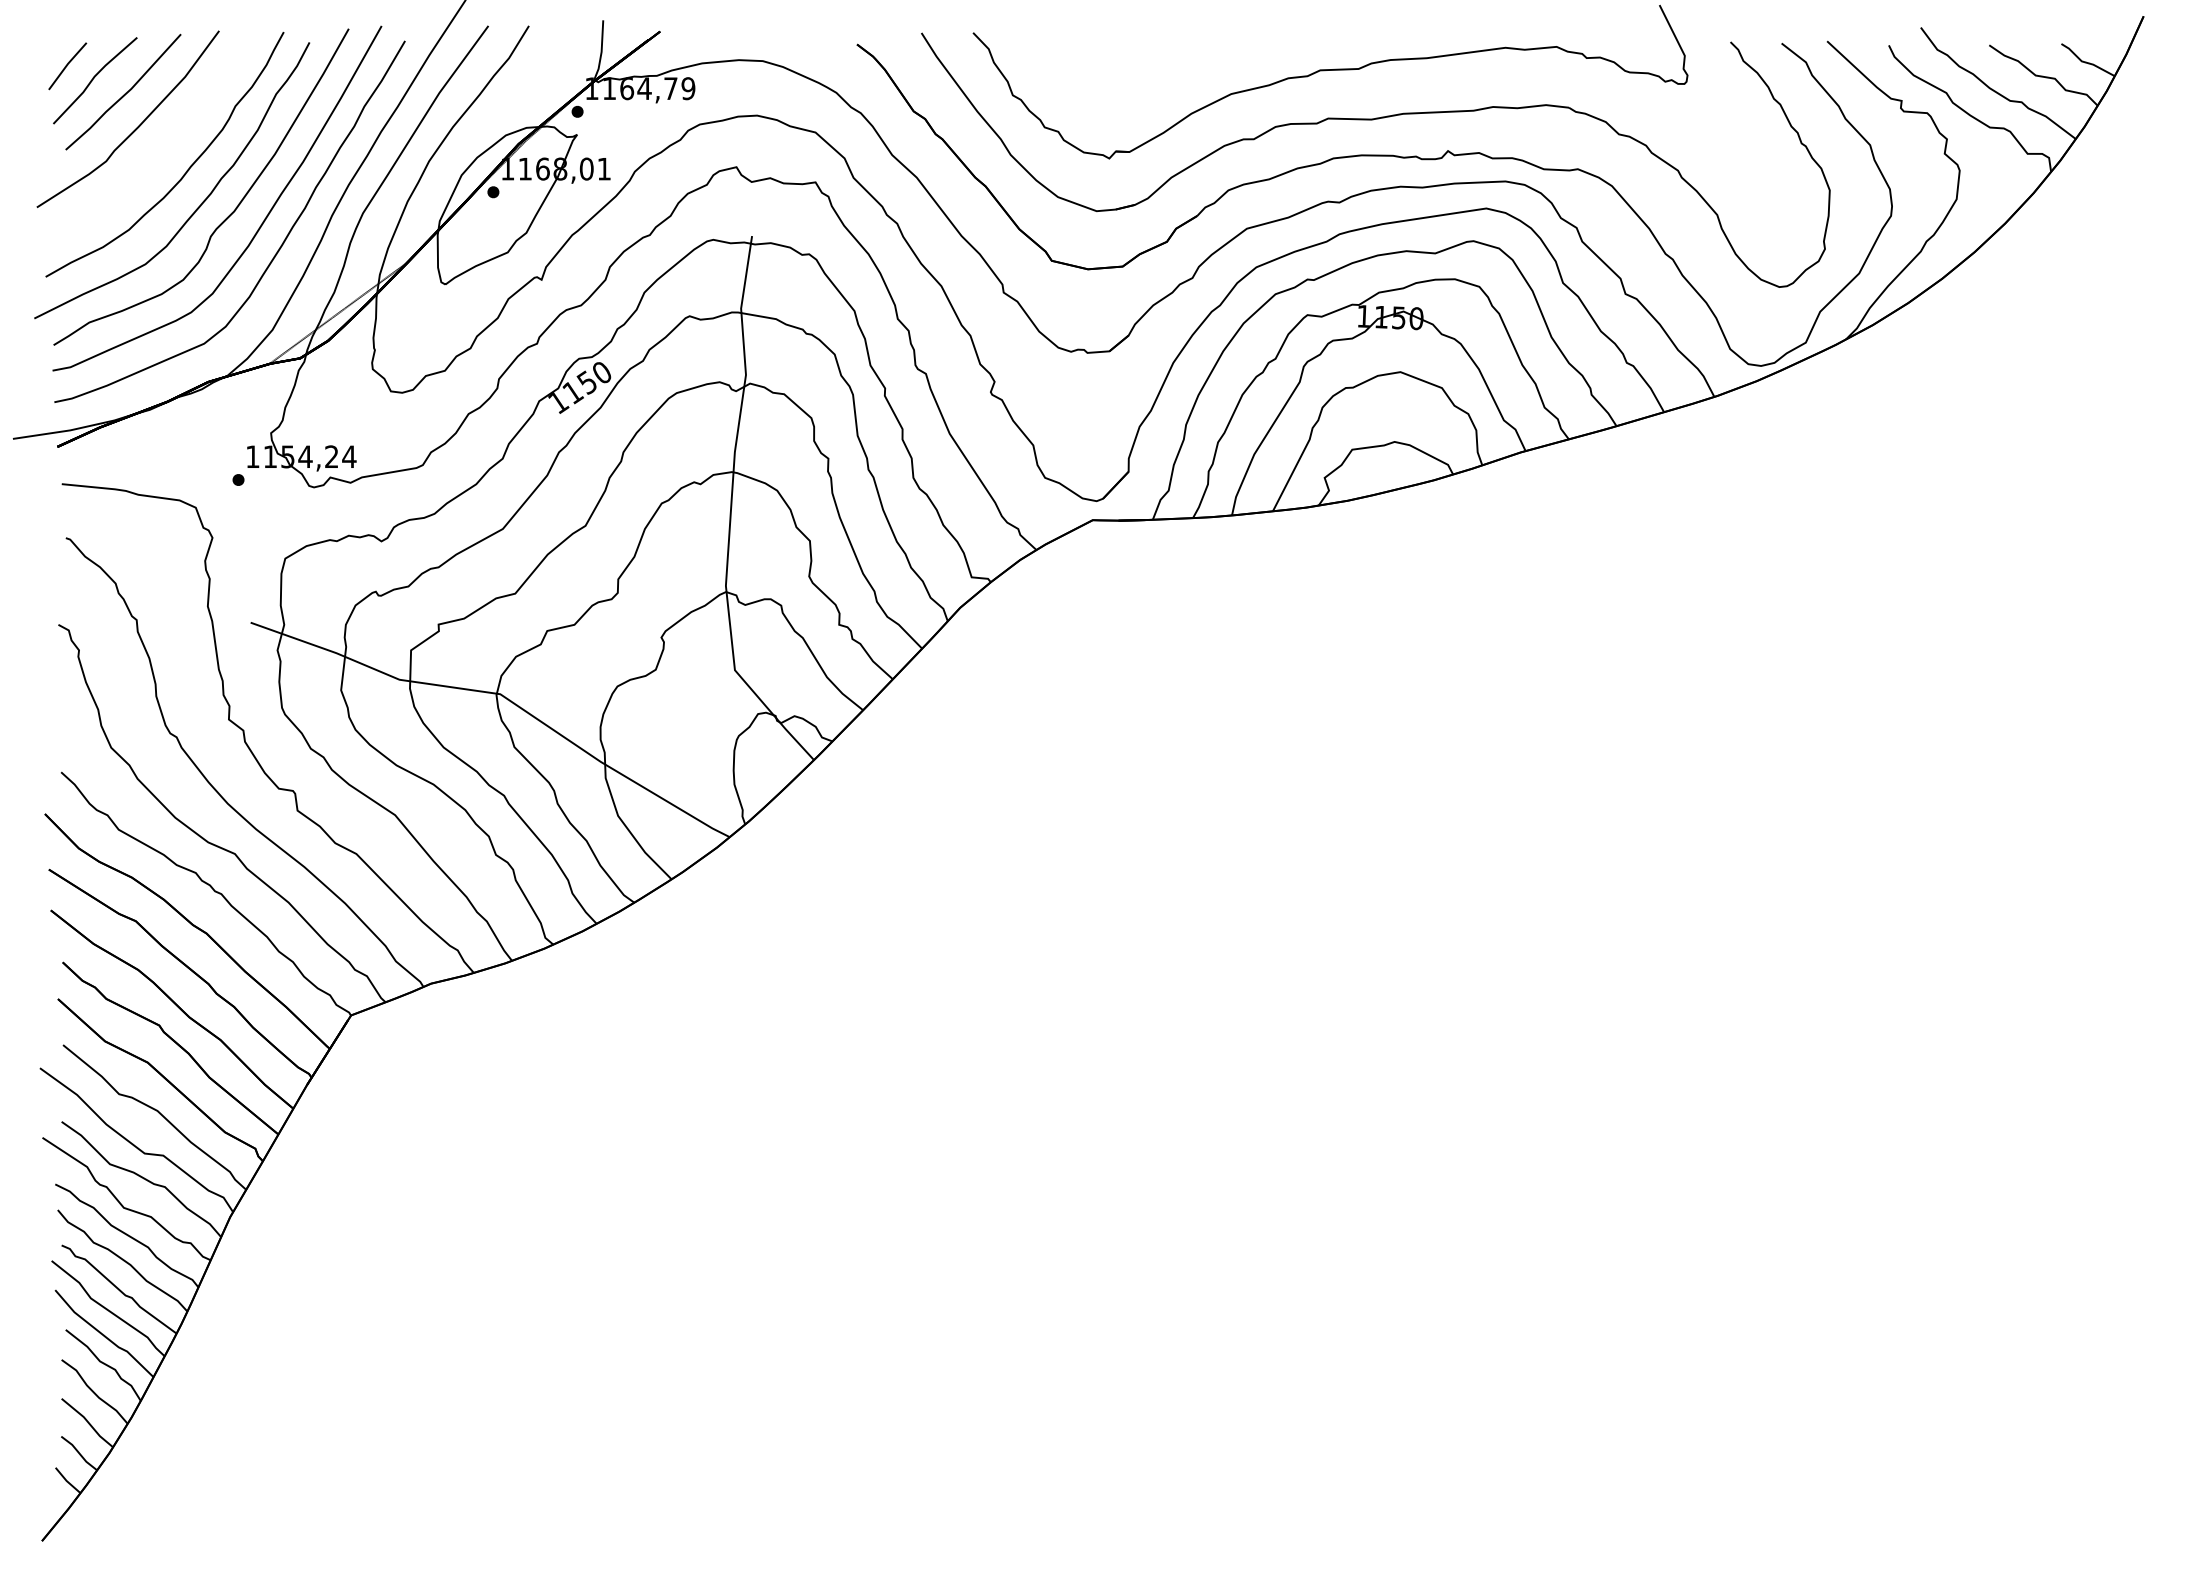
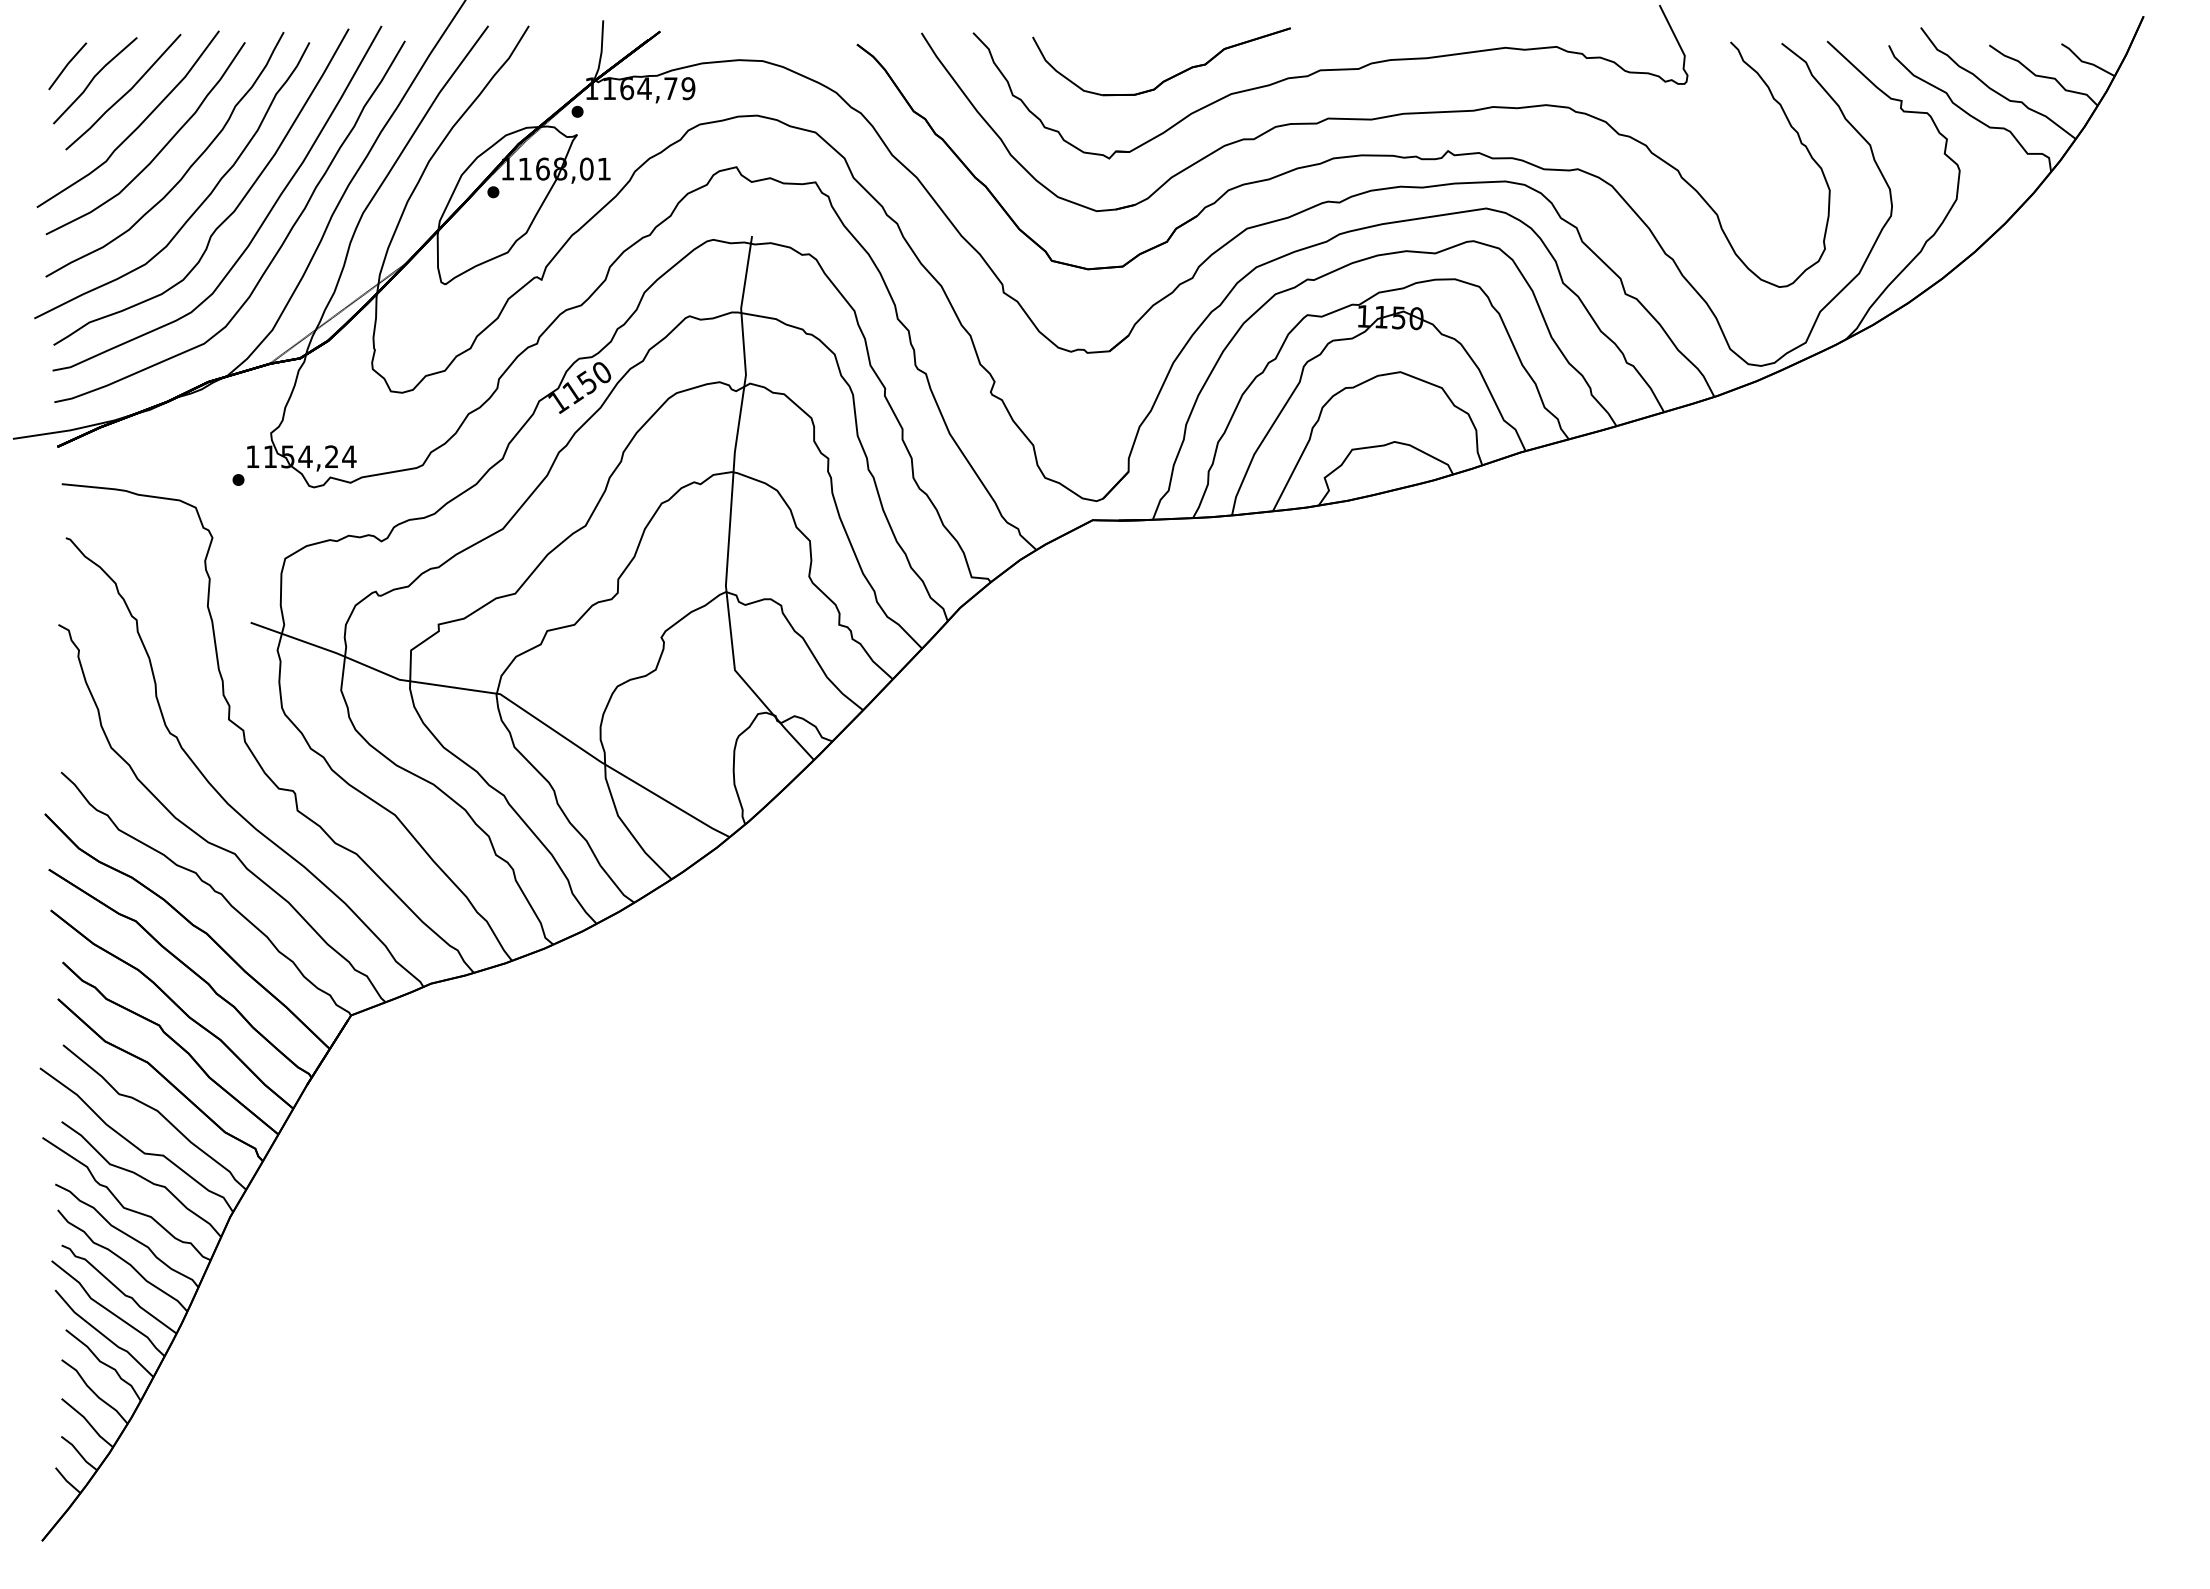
part: none -> present (1169, 77)
curve: none -> present (161, 148)
